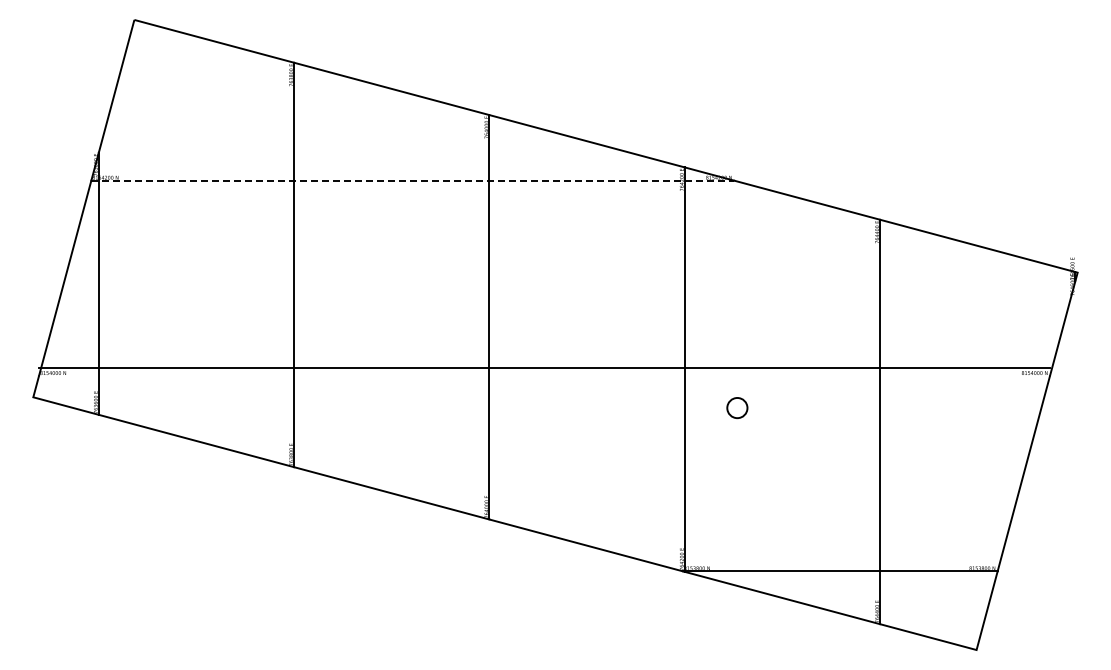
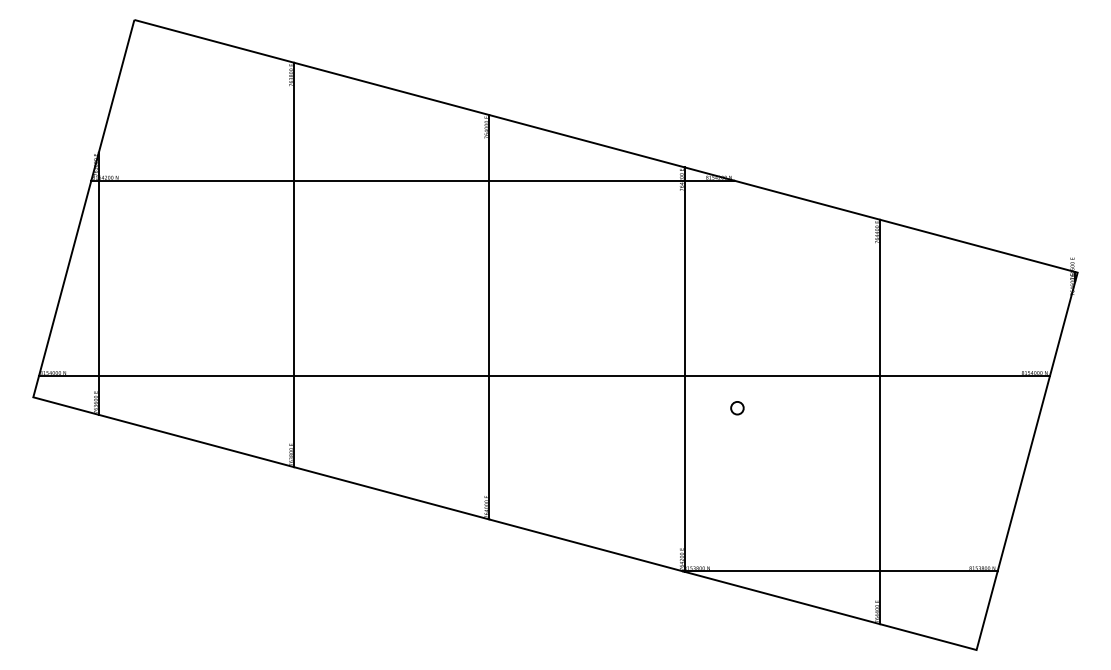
line: dashed -> solid (413, 180)
line position: (544, 368) -> (544, 376) (544, 376)
circle size: 23x23 px -> 15x15 px (737, 408)
